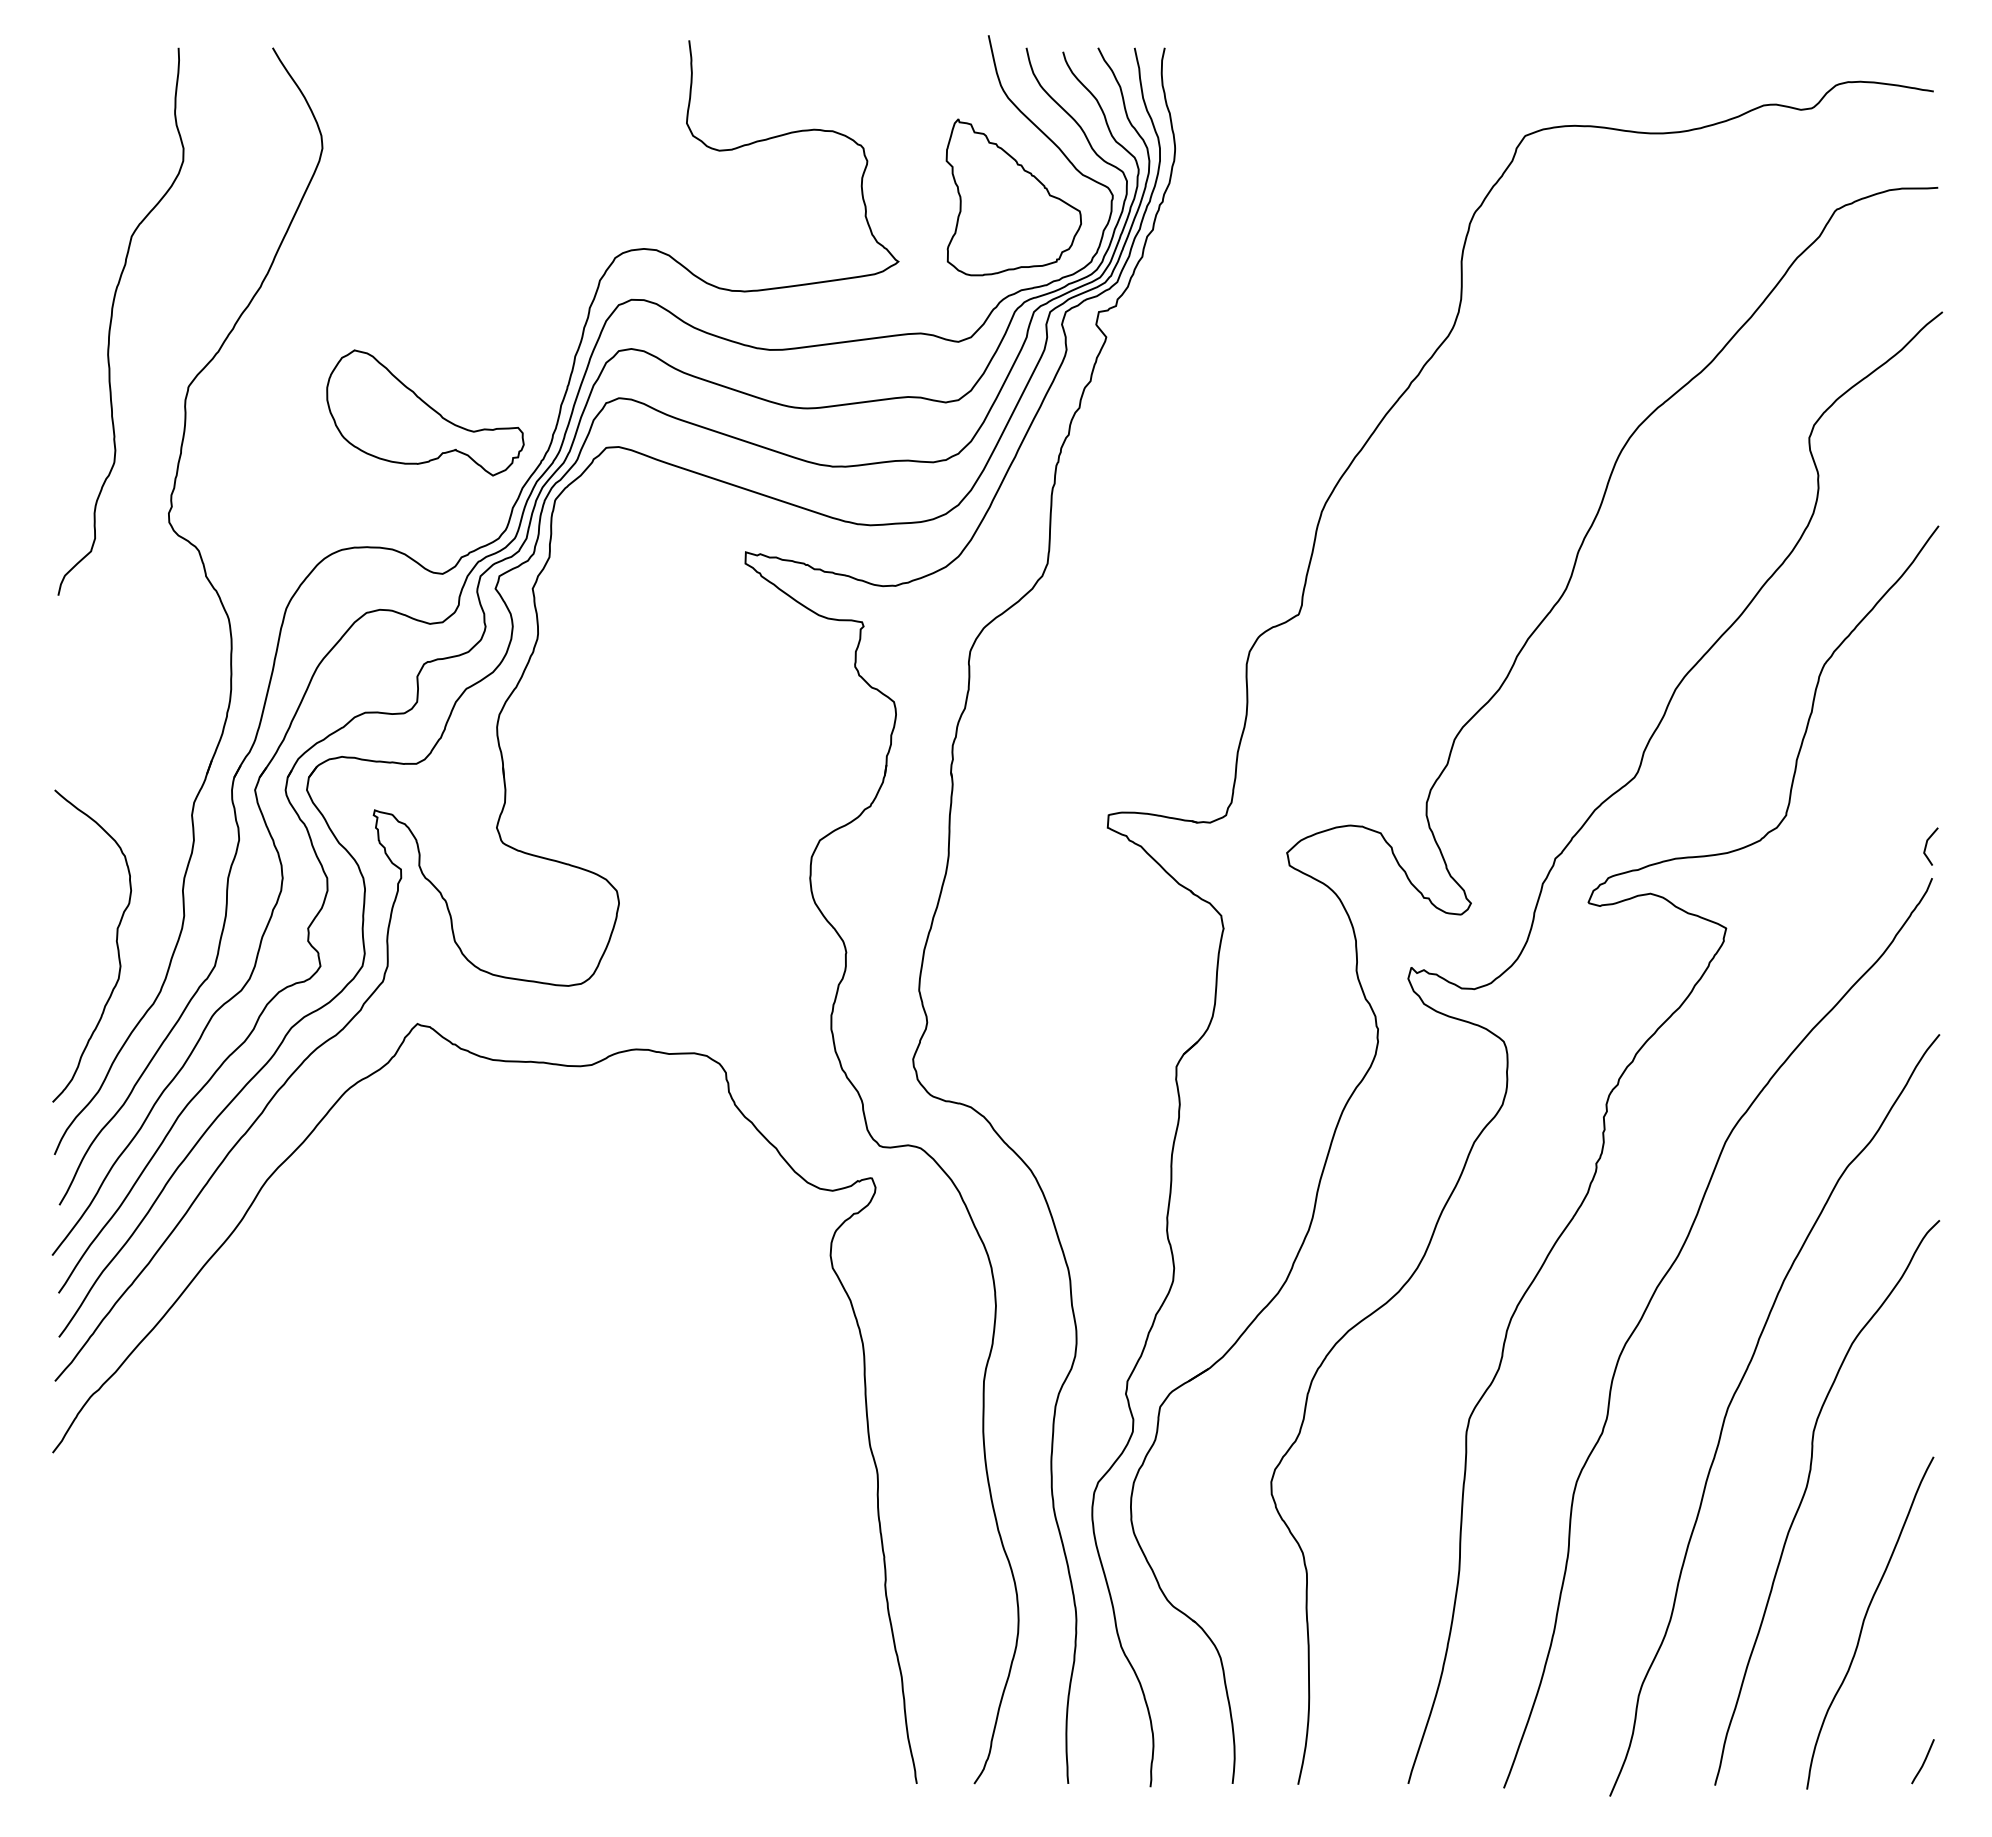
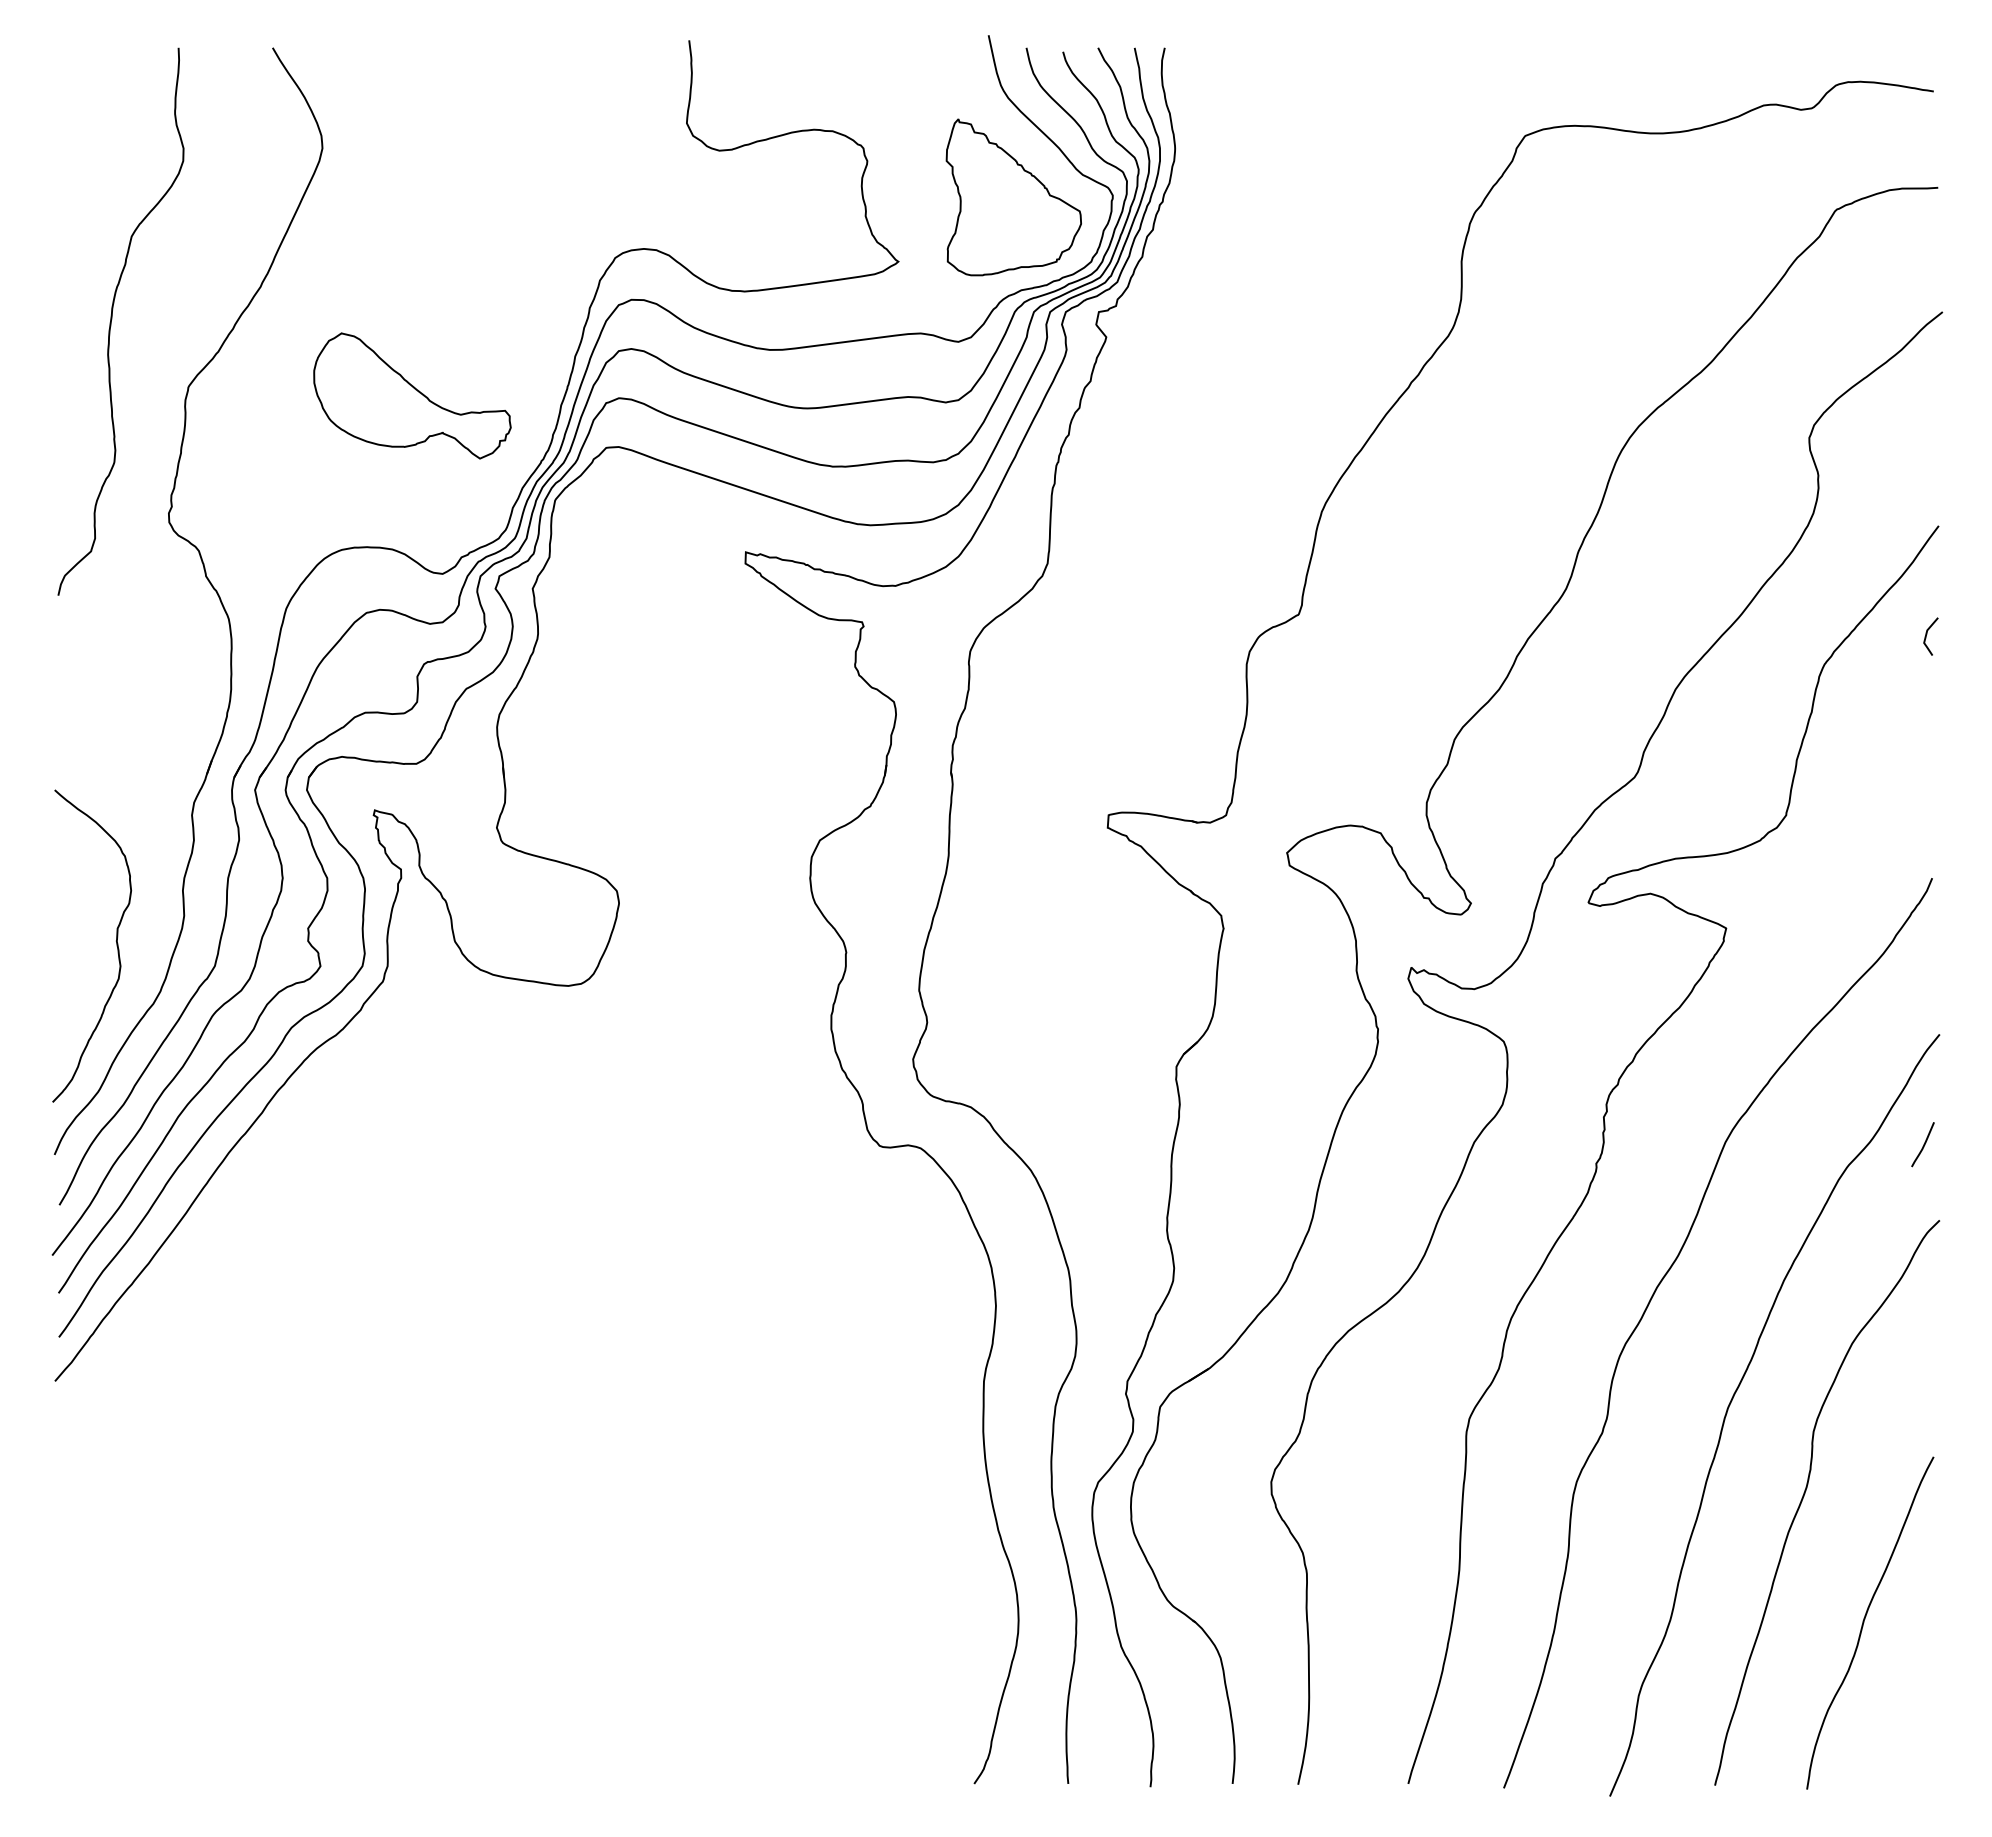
part position: (425, 412) -> (412, 395) (412, 395)
line position: (1927, 844) -> (1927, 634) (1927, 634)
curve: present -> none (241, 1222)
curve position: (1923, 1761) -> (1923, 1144) (1923, 1144)
